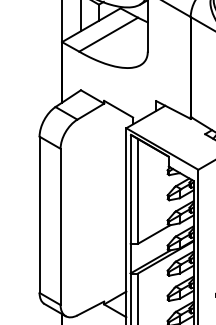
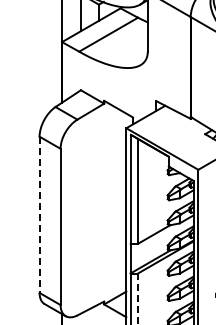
line: solid -> dashed (39, 215)
line: solid -> dashed (137, 298)
